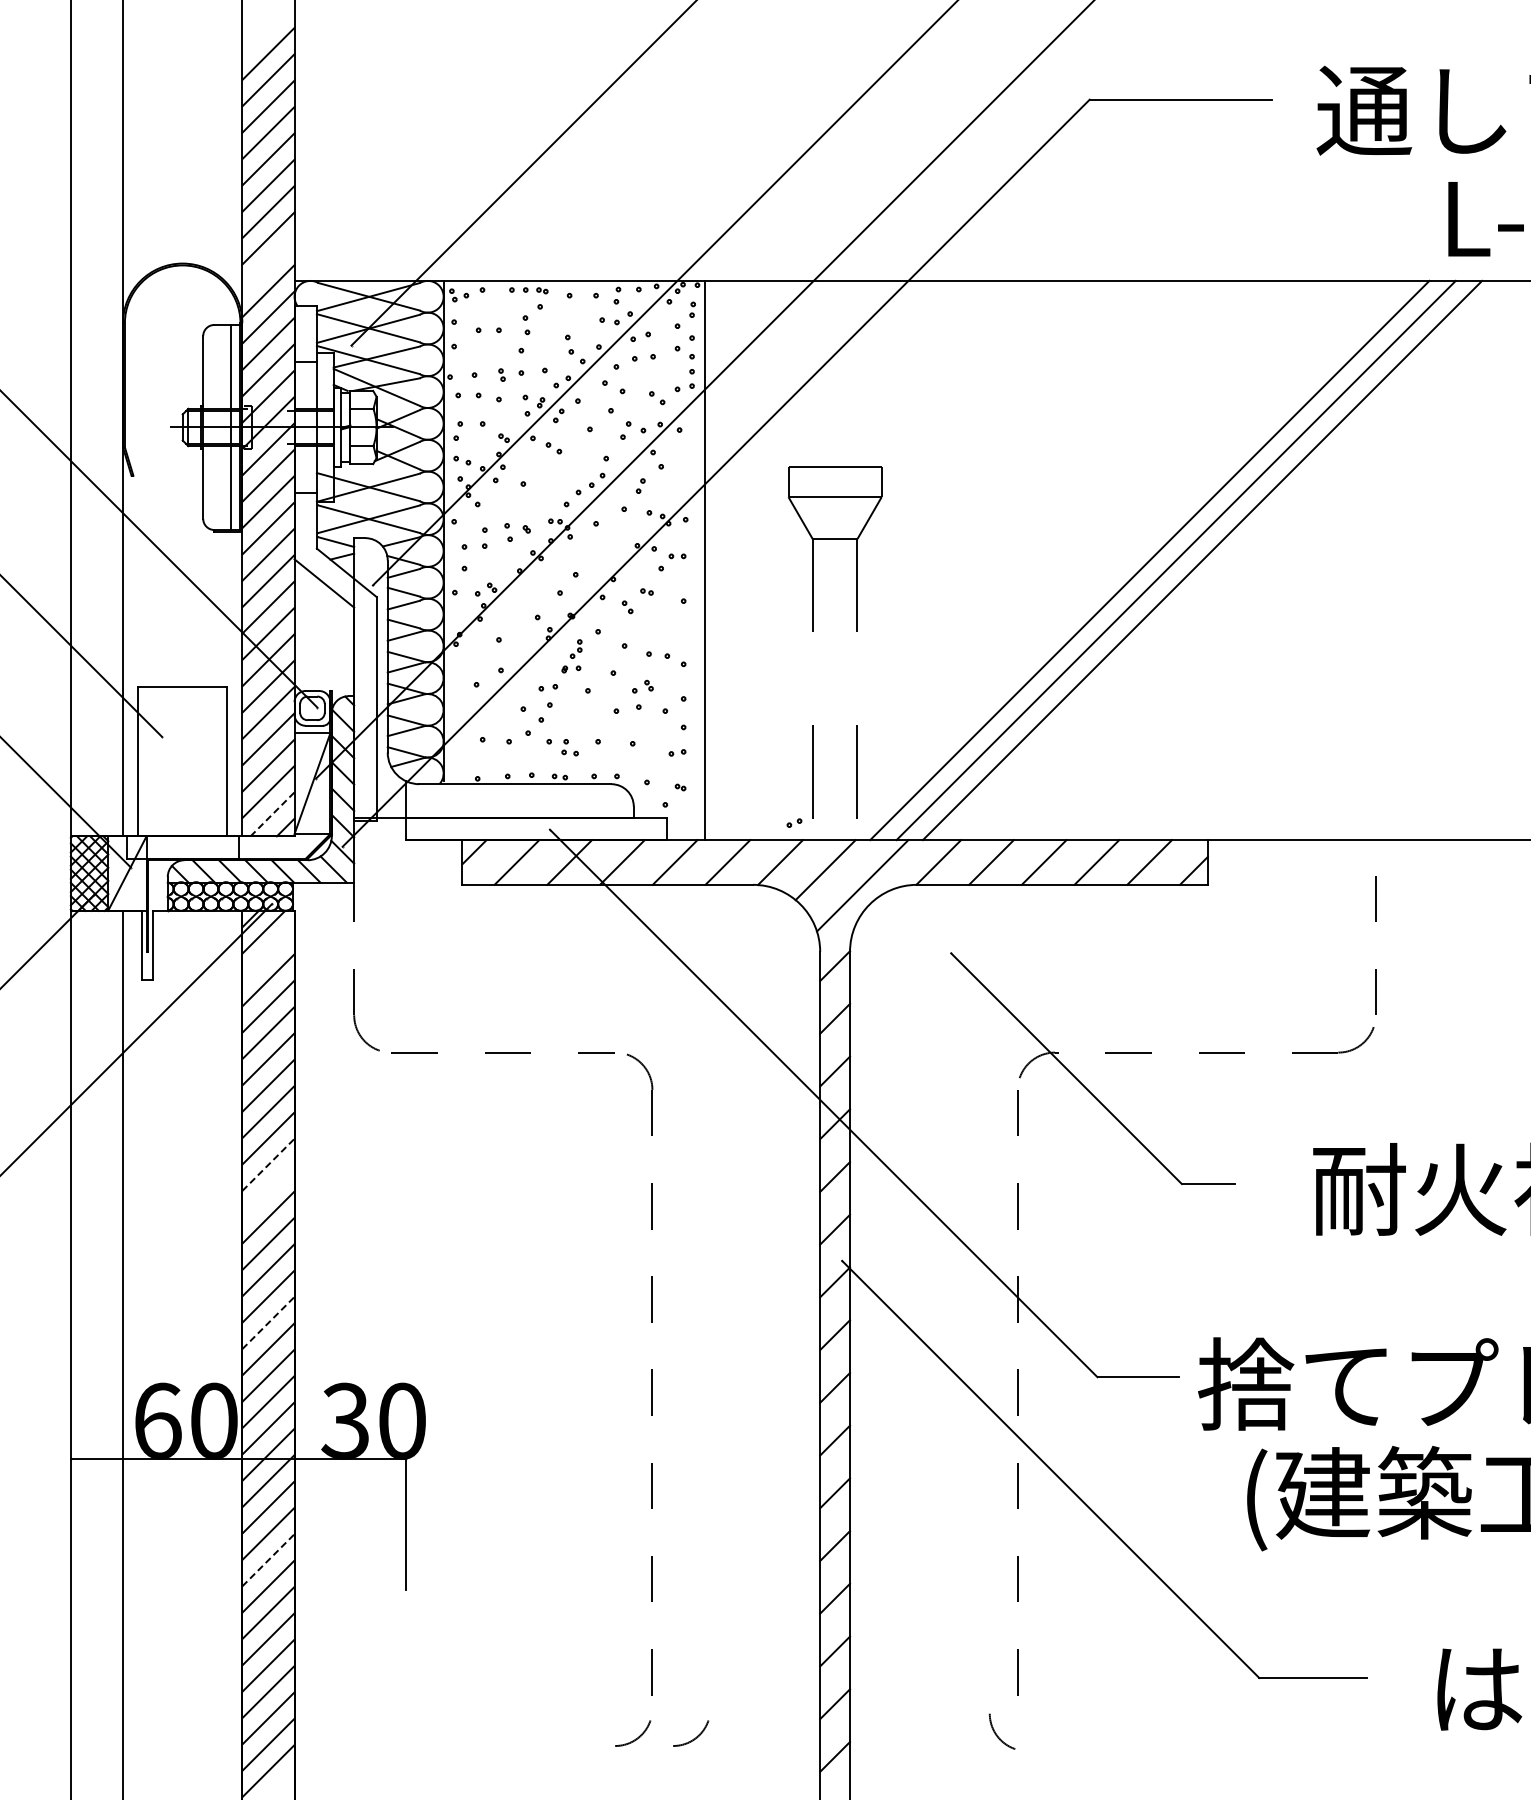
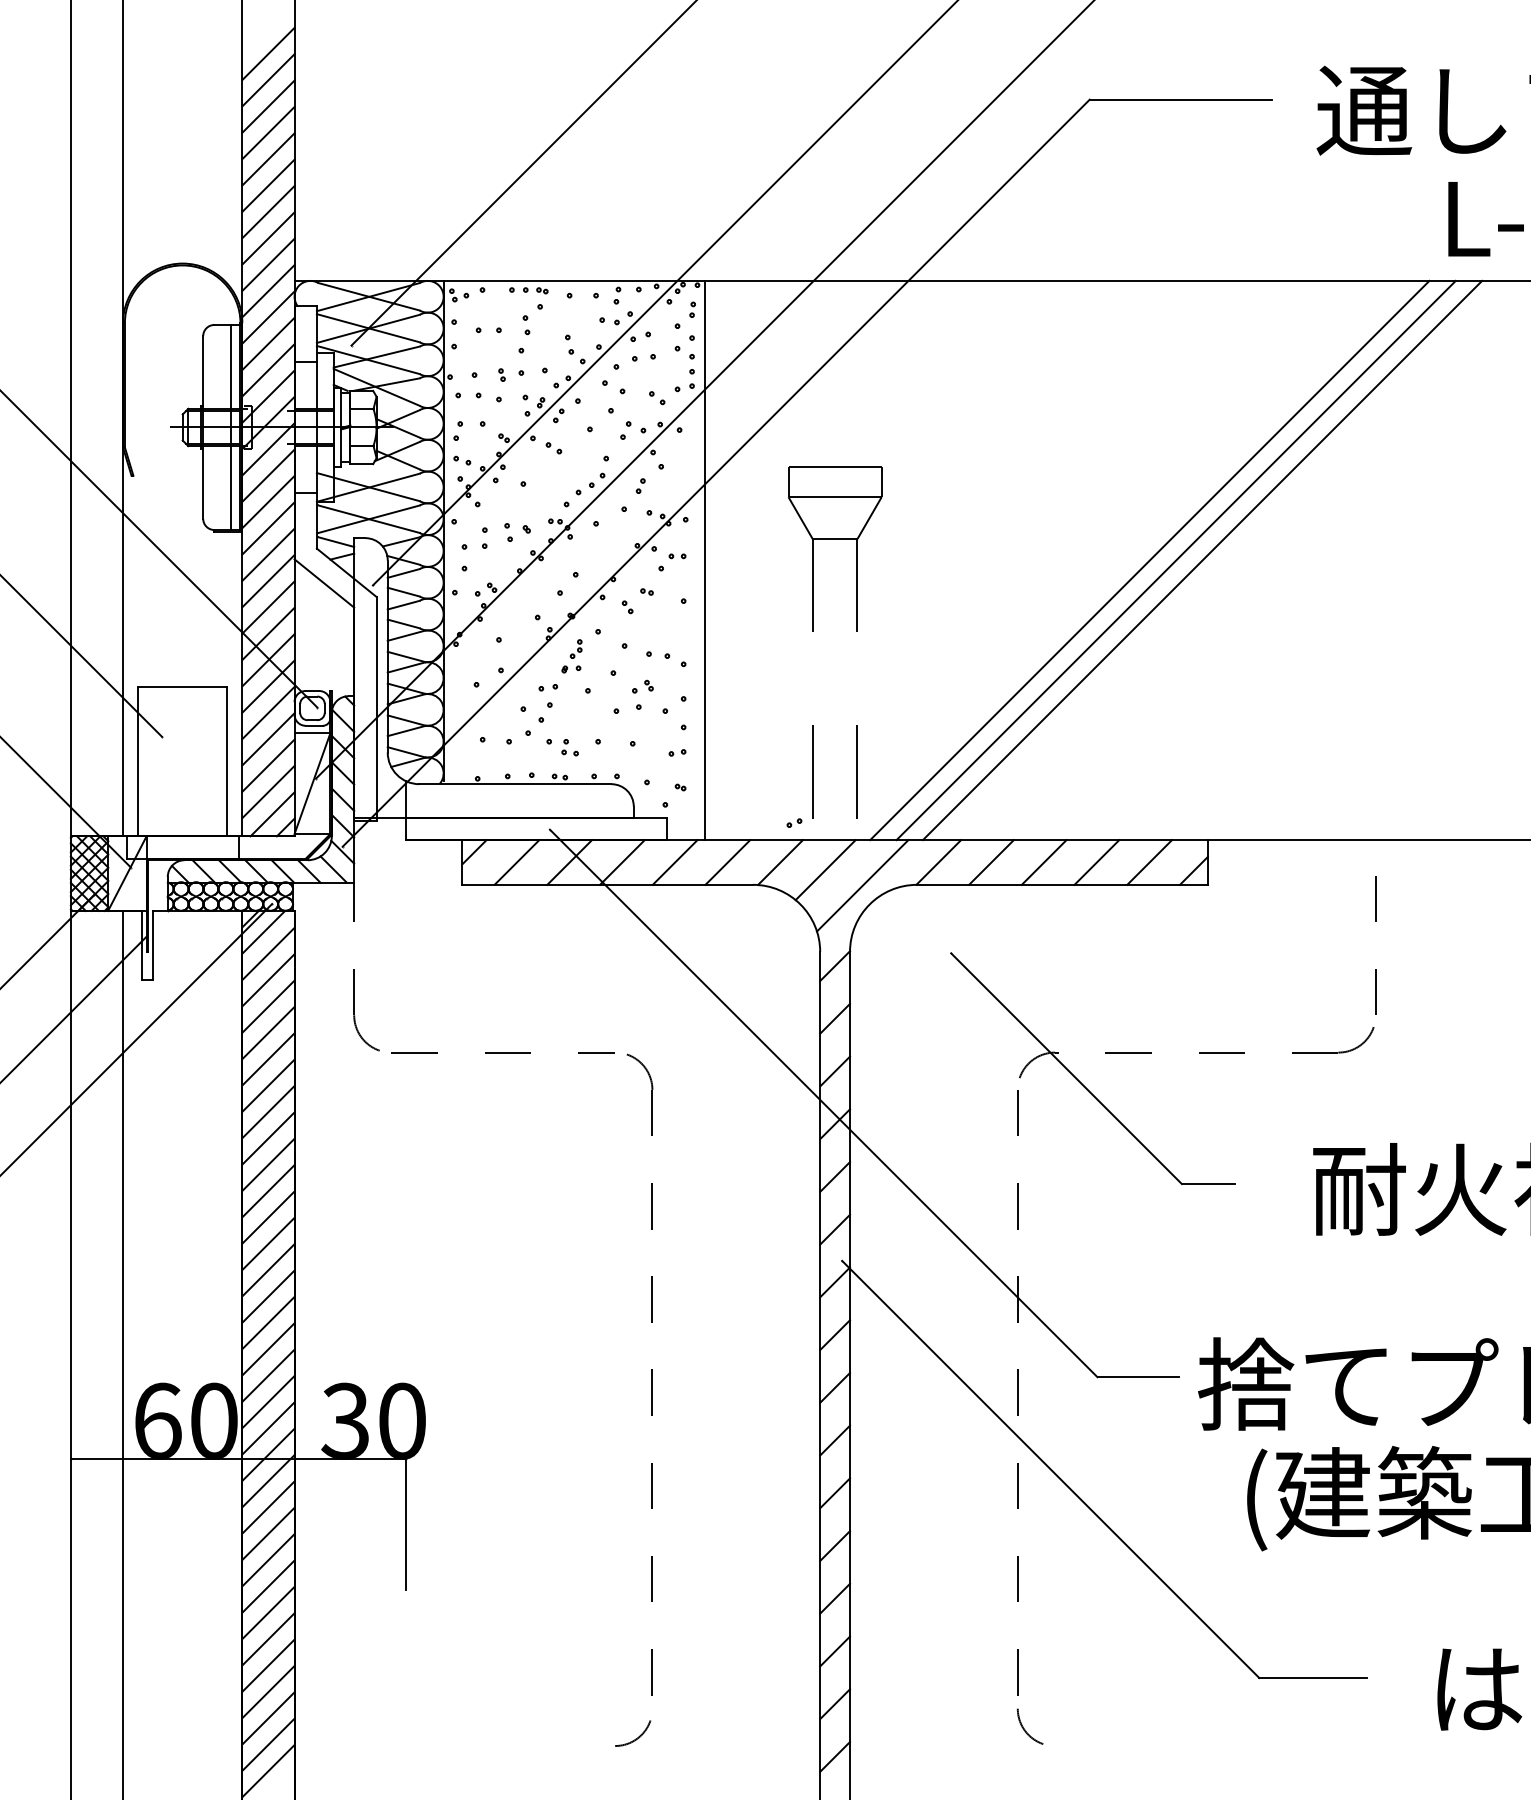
line: none -> present (268, 264)
line: dashed -> solid (272, 814)
line: none -> present (268, 953)
line: none -> present (74, 1008)
line: dashed -> solid (268, 1164)
line: none -> present (268, 1191)
line: dashed -> solid (268, 1323)
line: dashed -> solid (268, 1560)
arc position: (997, 1734) -> (1025, 1729) (1025, 1729)
arc: present -> none (693, 1738)
